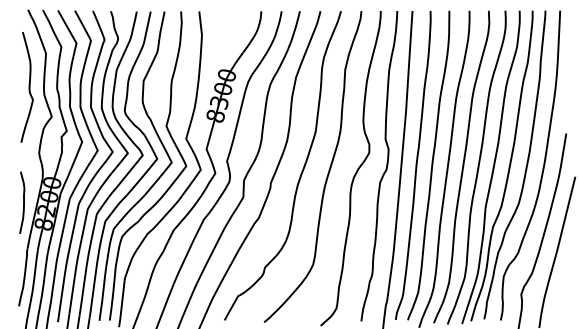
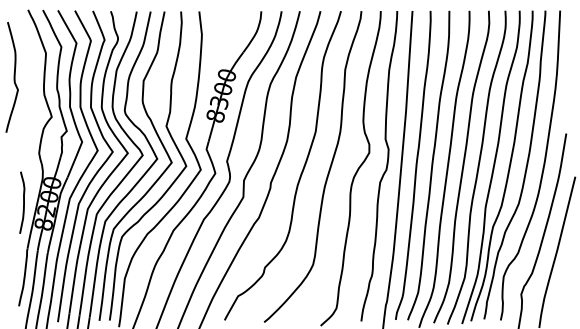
curve position: (28, 87) -> (13, 77) (13, 77)
